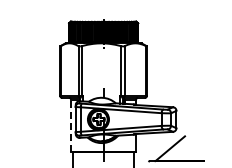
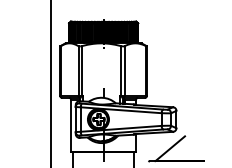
line: none -> present (50, 83)
line: dashed -> solid (70, 125)
